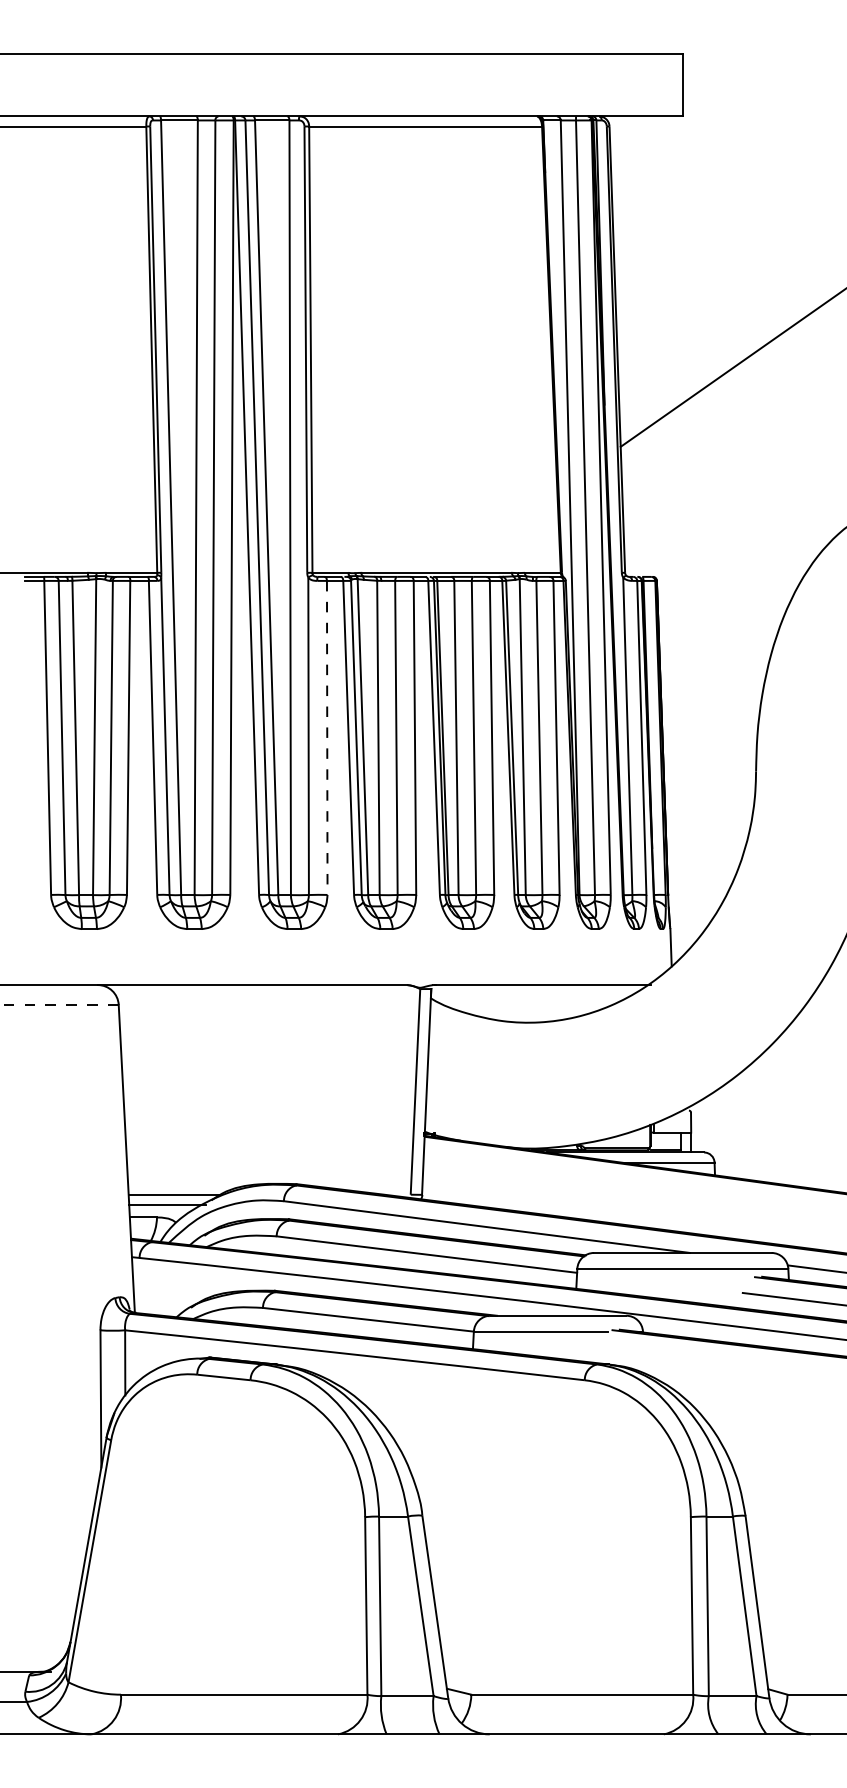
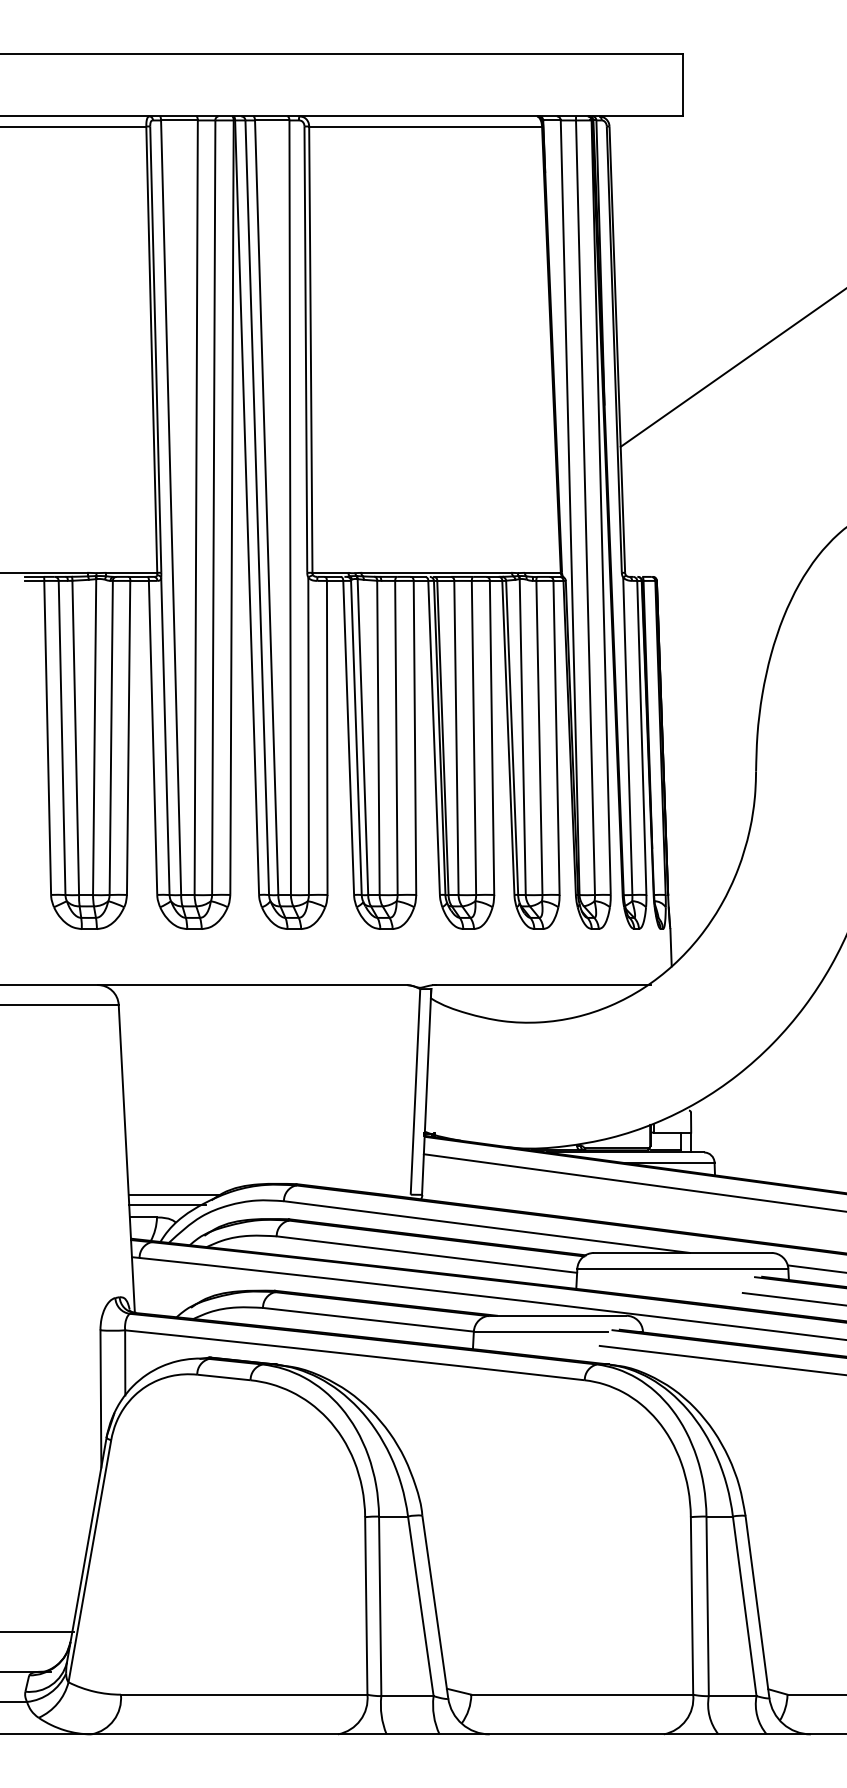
line: dashed -> solid (327, 738)
line: dashed -> solid (58, 1004)
line: none -> present (633, 1182)
line: none -> present (721, 1359)
line: none -> present (37, 1631)
